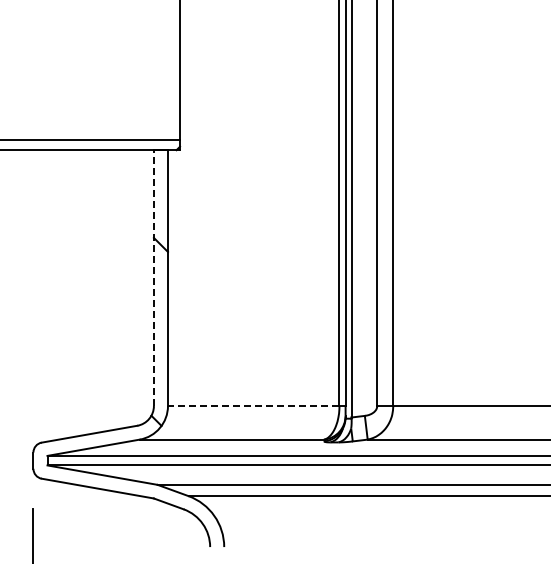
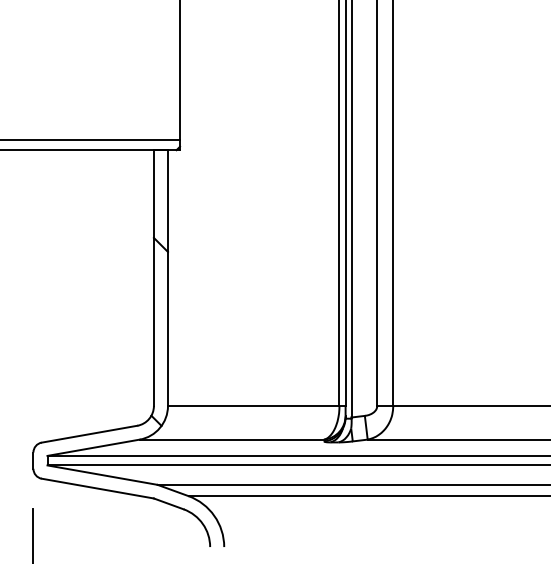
line: dashed -> solid (153, 278)
line: dashed -> solid (253, 406)
